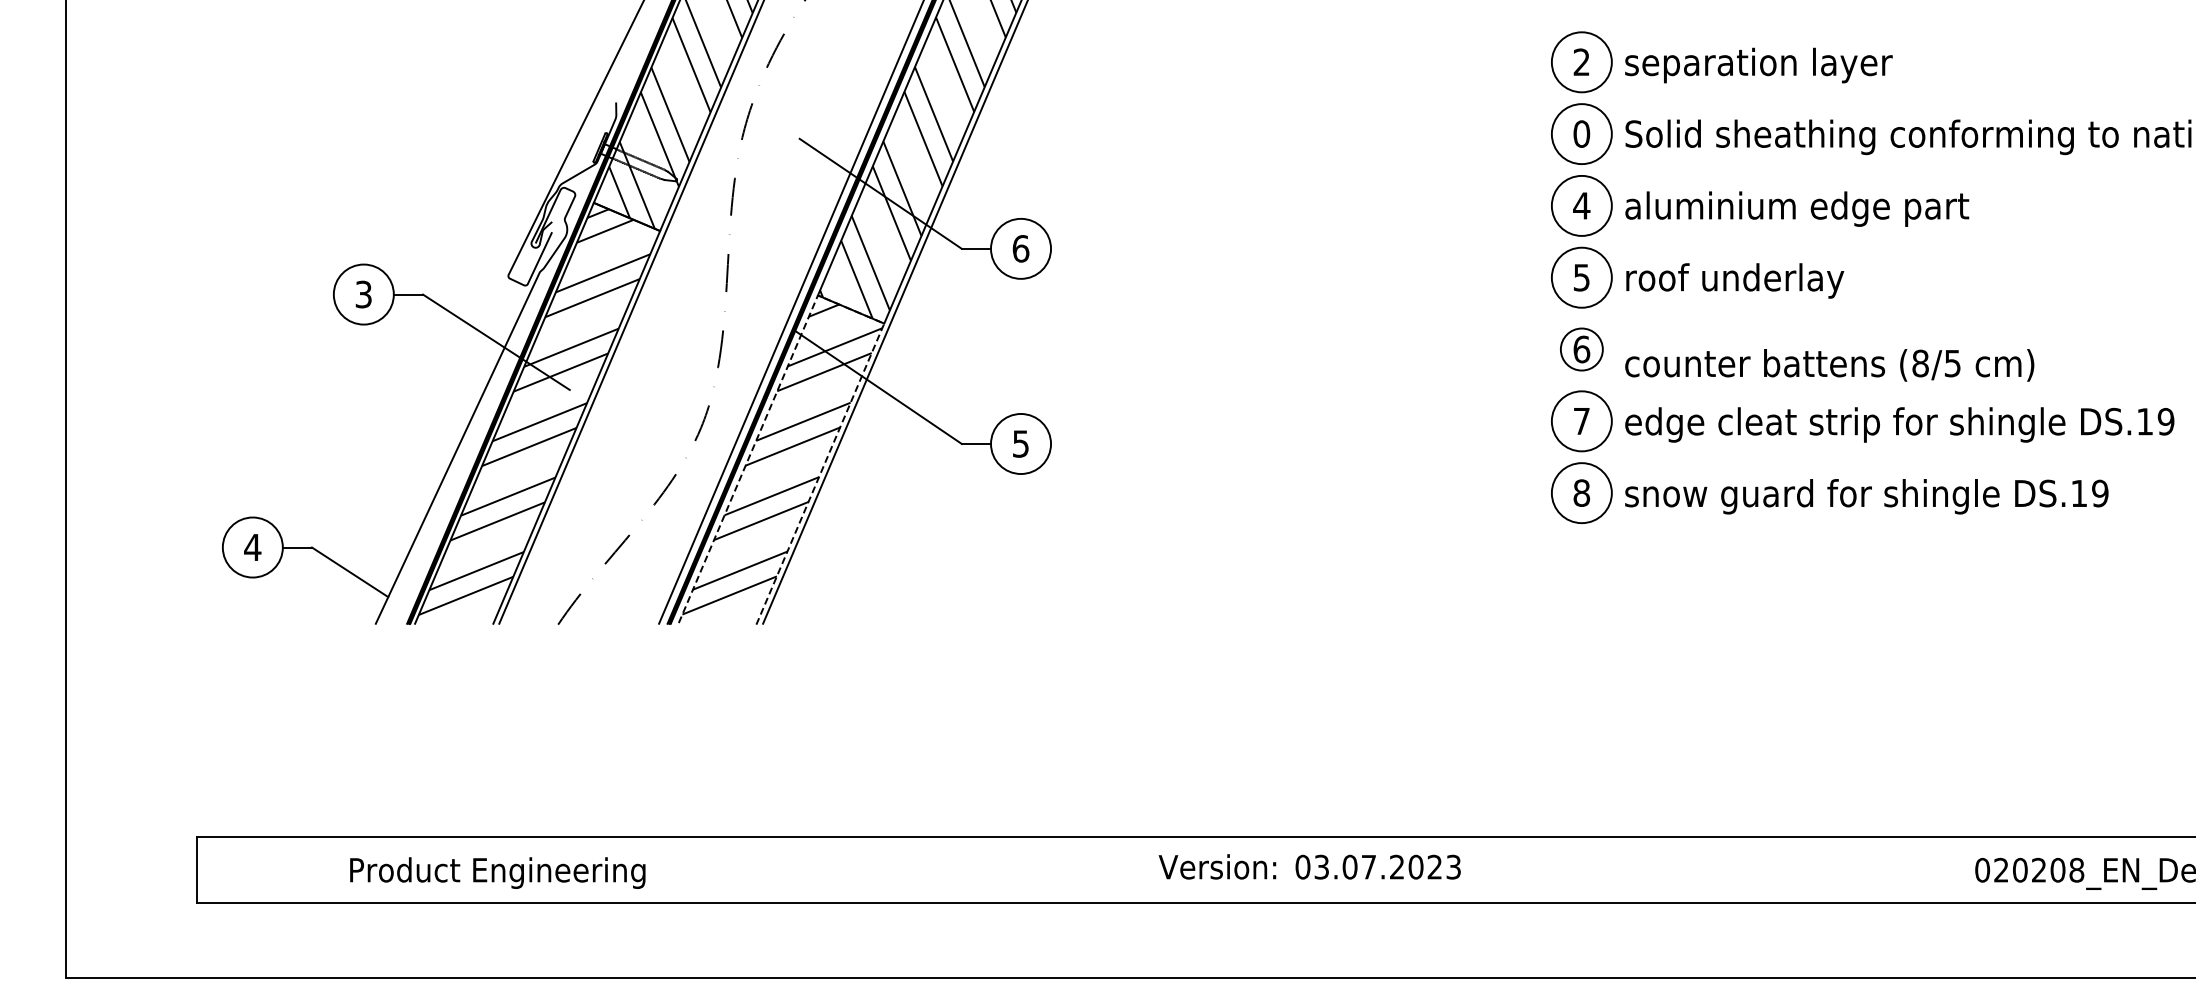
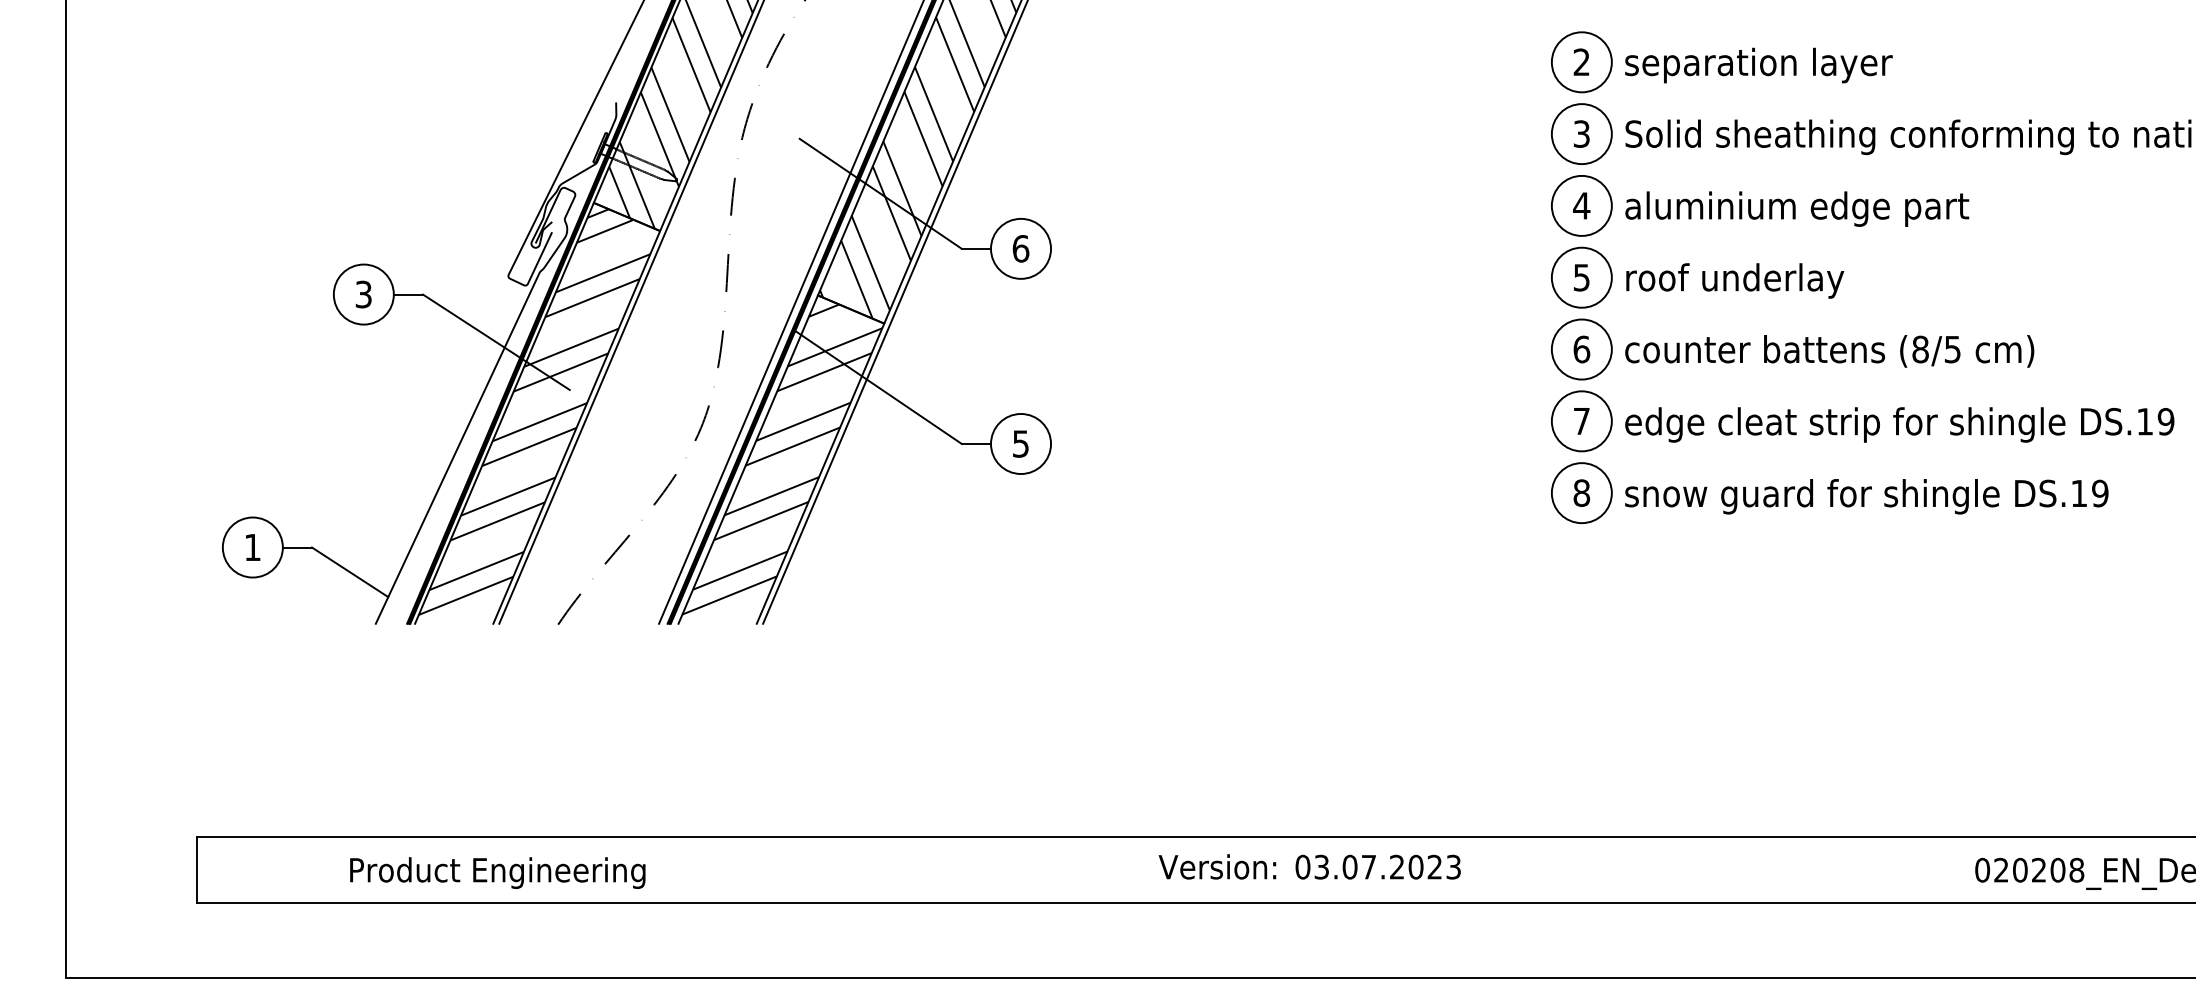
text: 0 -> 3 (1581, 133)
line: dashed -> solid (837, 303)
circle diameter: 42 px -> 60 px (1581, 349)
text position: (1829, 365) -> (1829, 351) (1829, 351)
text: 4 -> 1 (252, 547)
